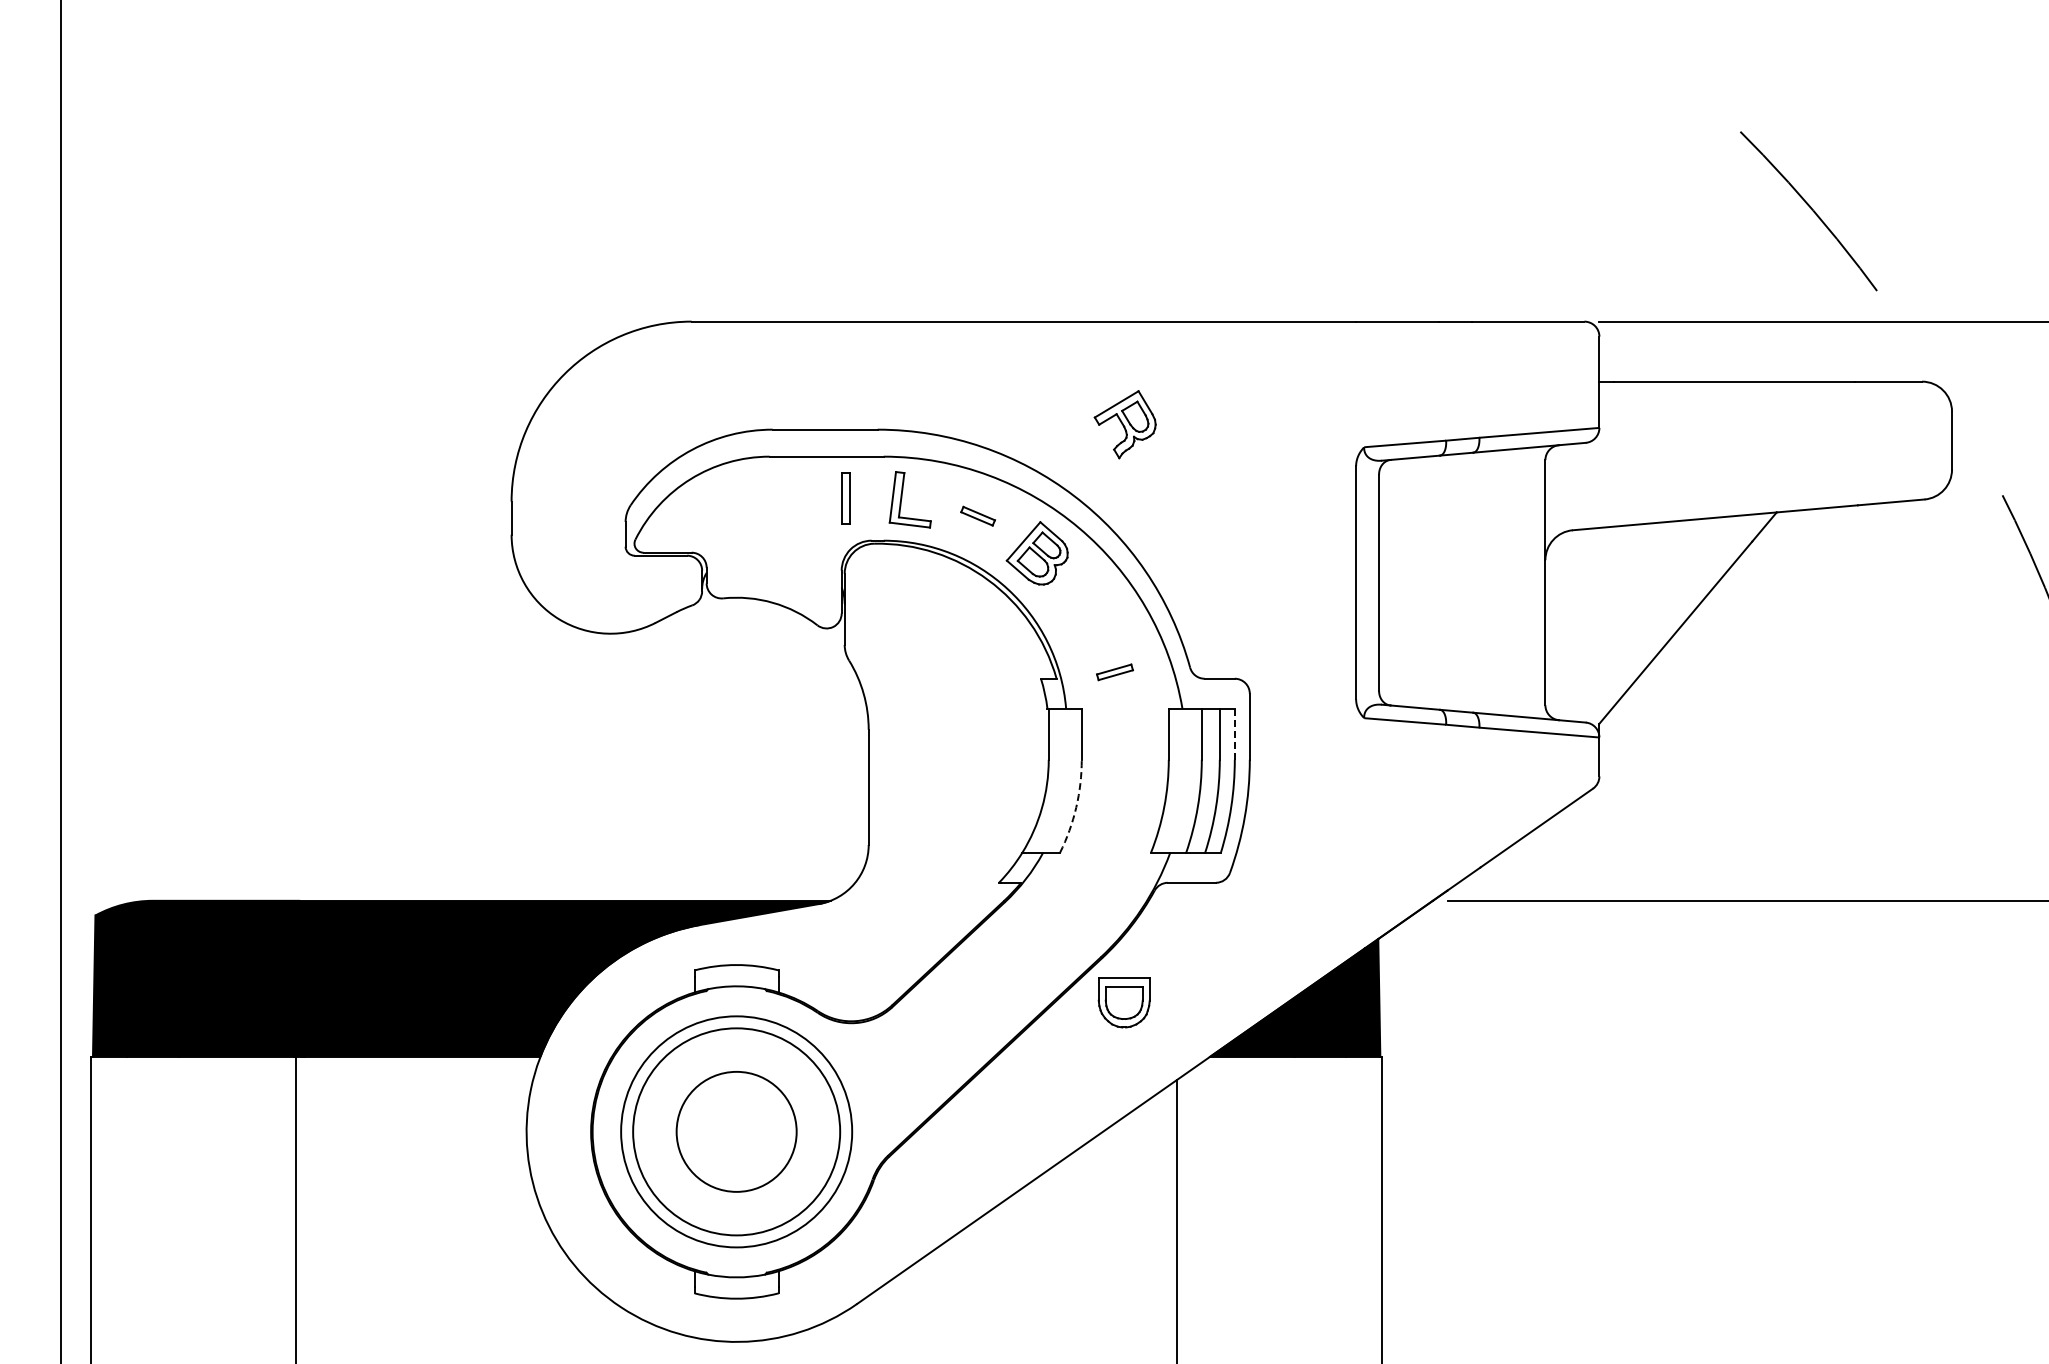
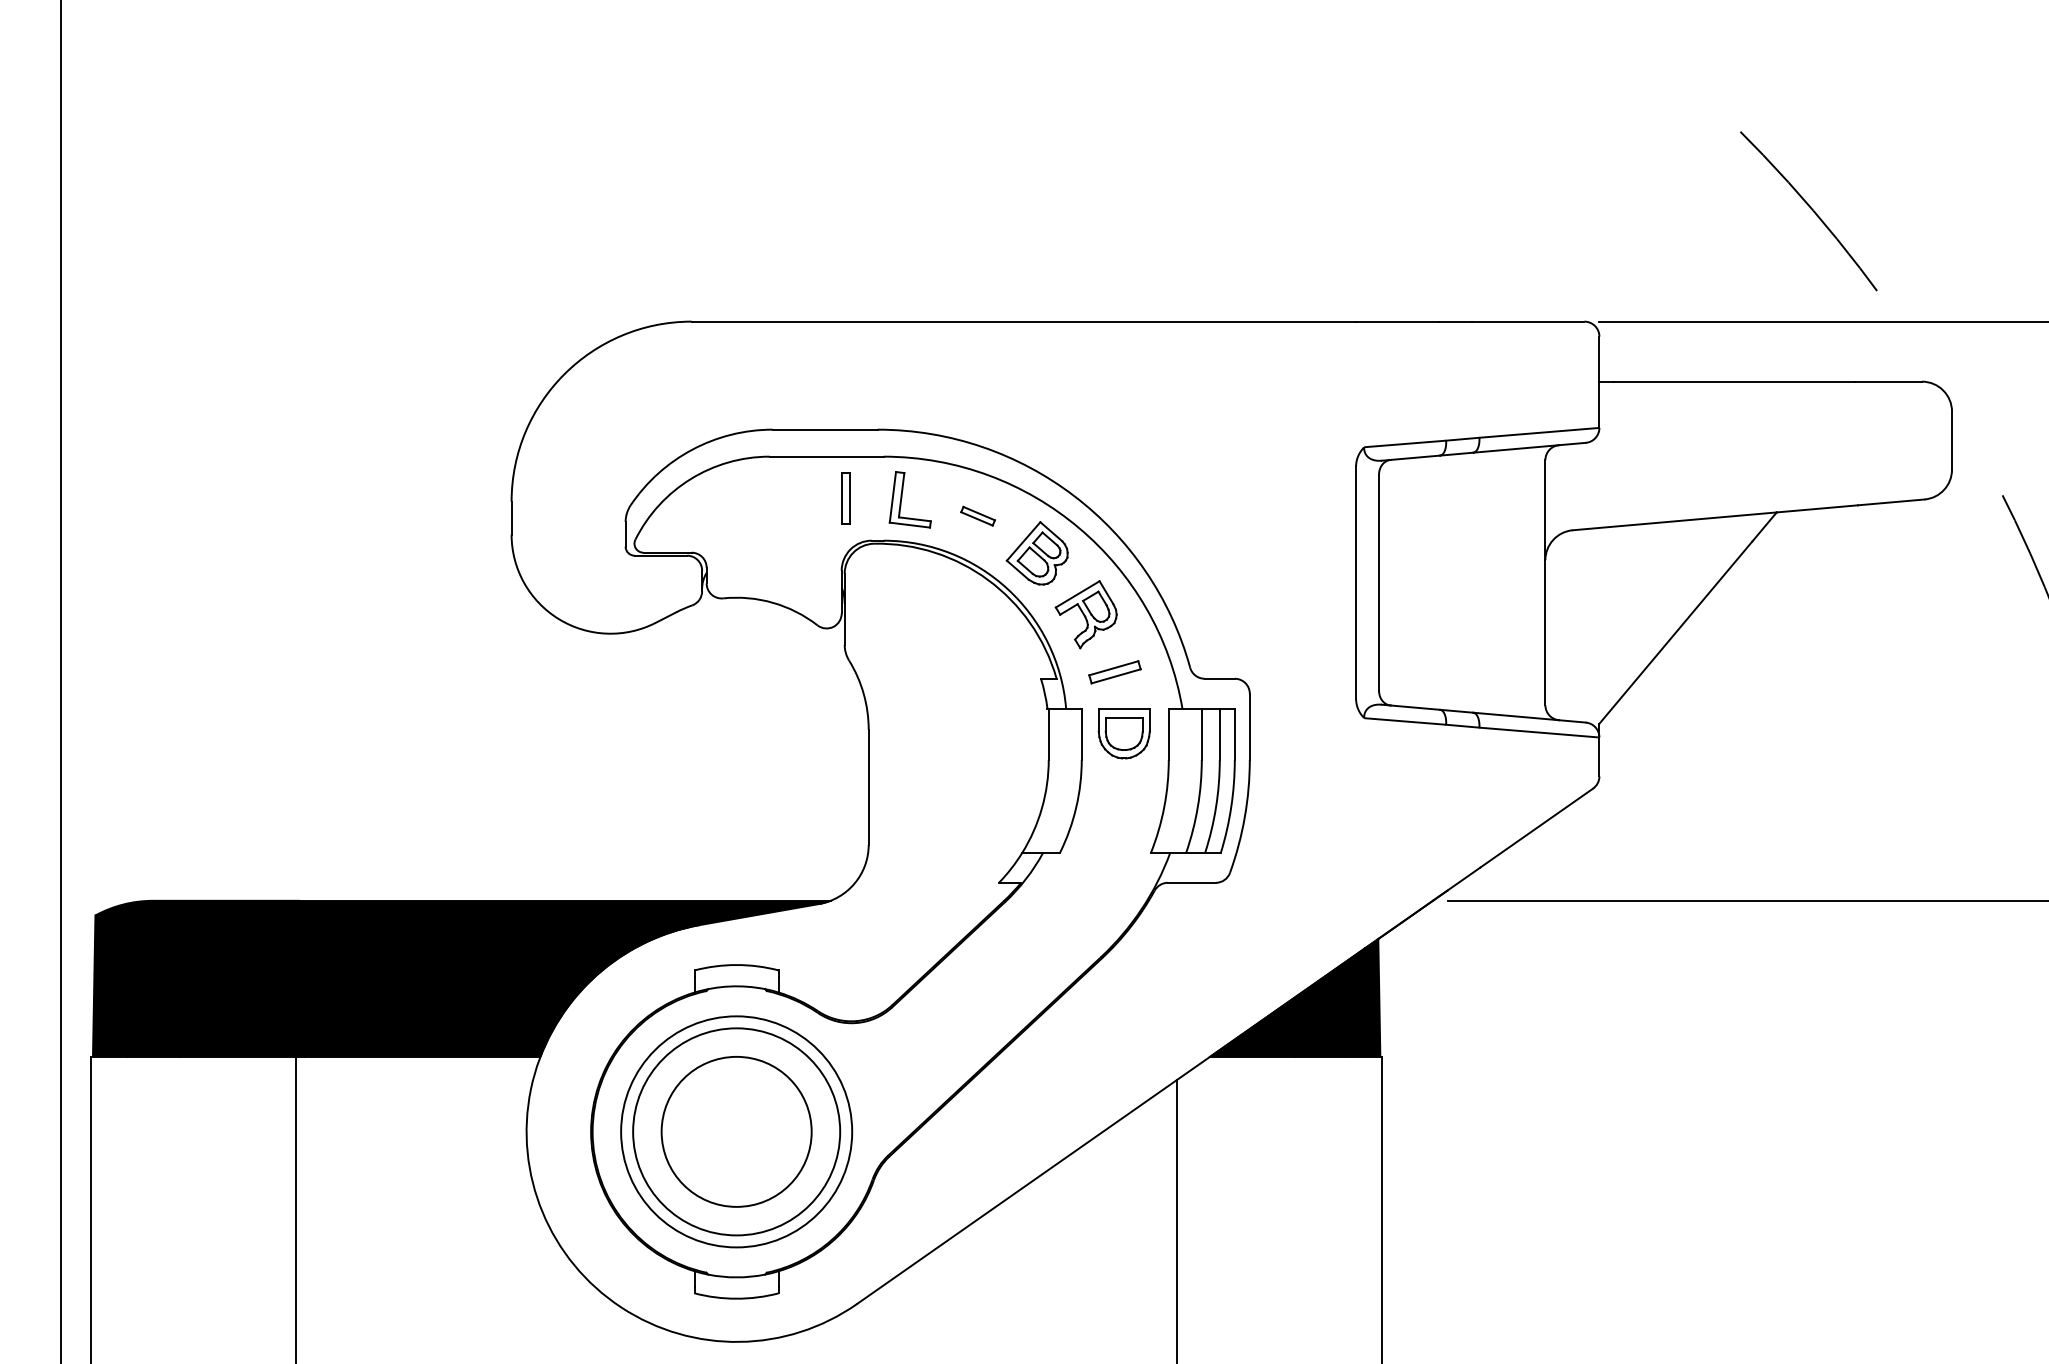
part position: (1124, 424) -> (1085, 614) (1085, 614)
part size: 38x19 px -> 54x25 px (1114, 672)
line: dashed -> solid (1234, 734)
arc: dashed -> solid (1076, 807)
part position: (1123, 1002) -> (1123, 733) (1123, 733)
circle diameter: 120 px -> 150 px (736, 1131)
